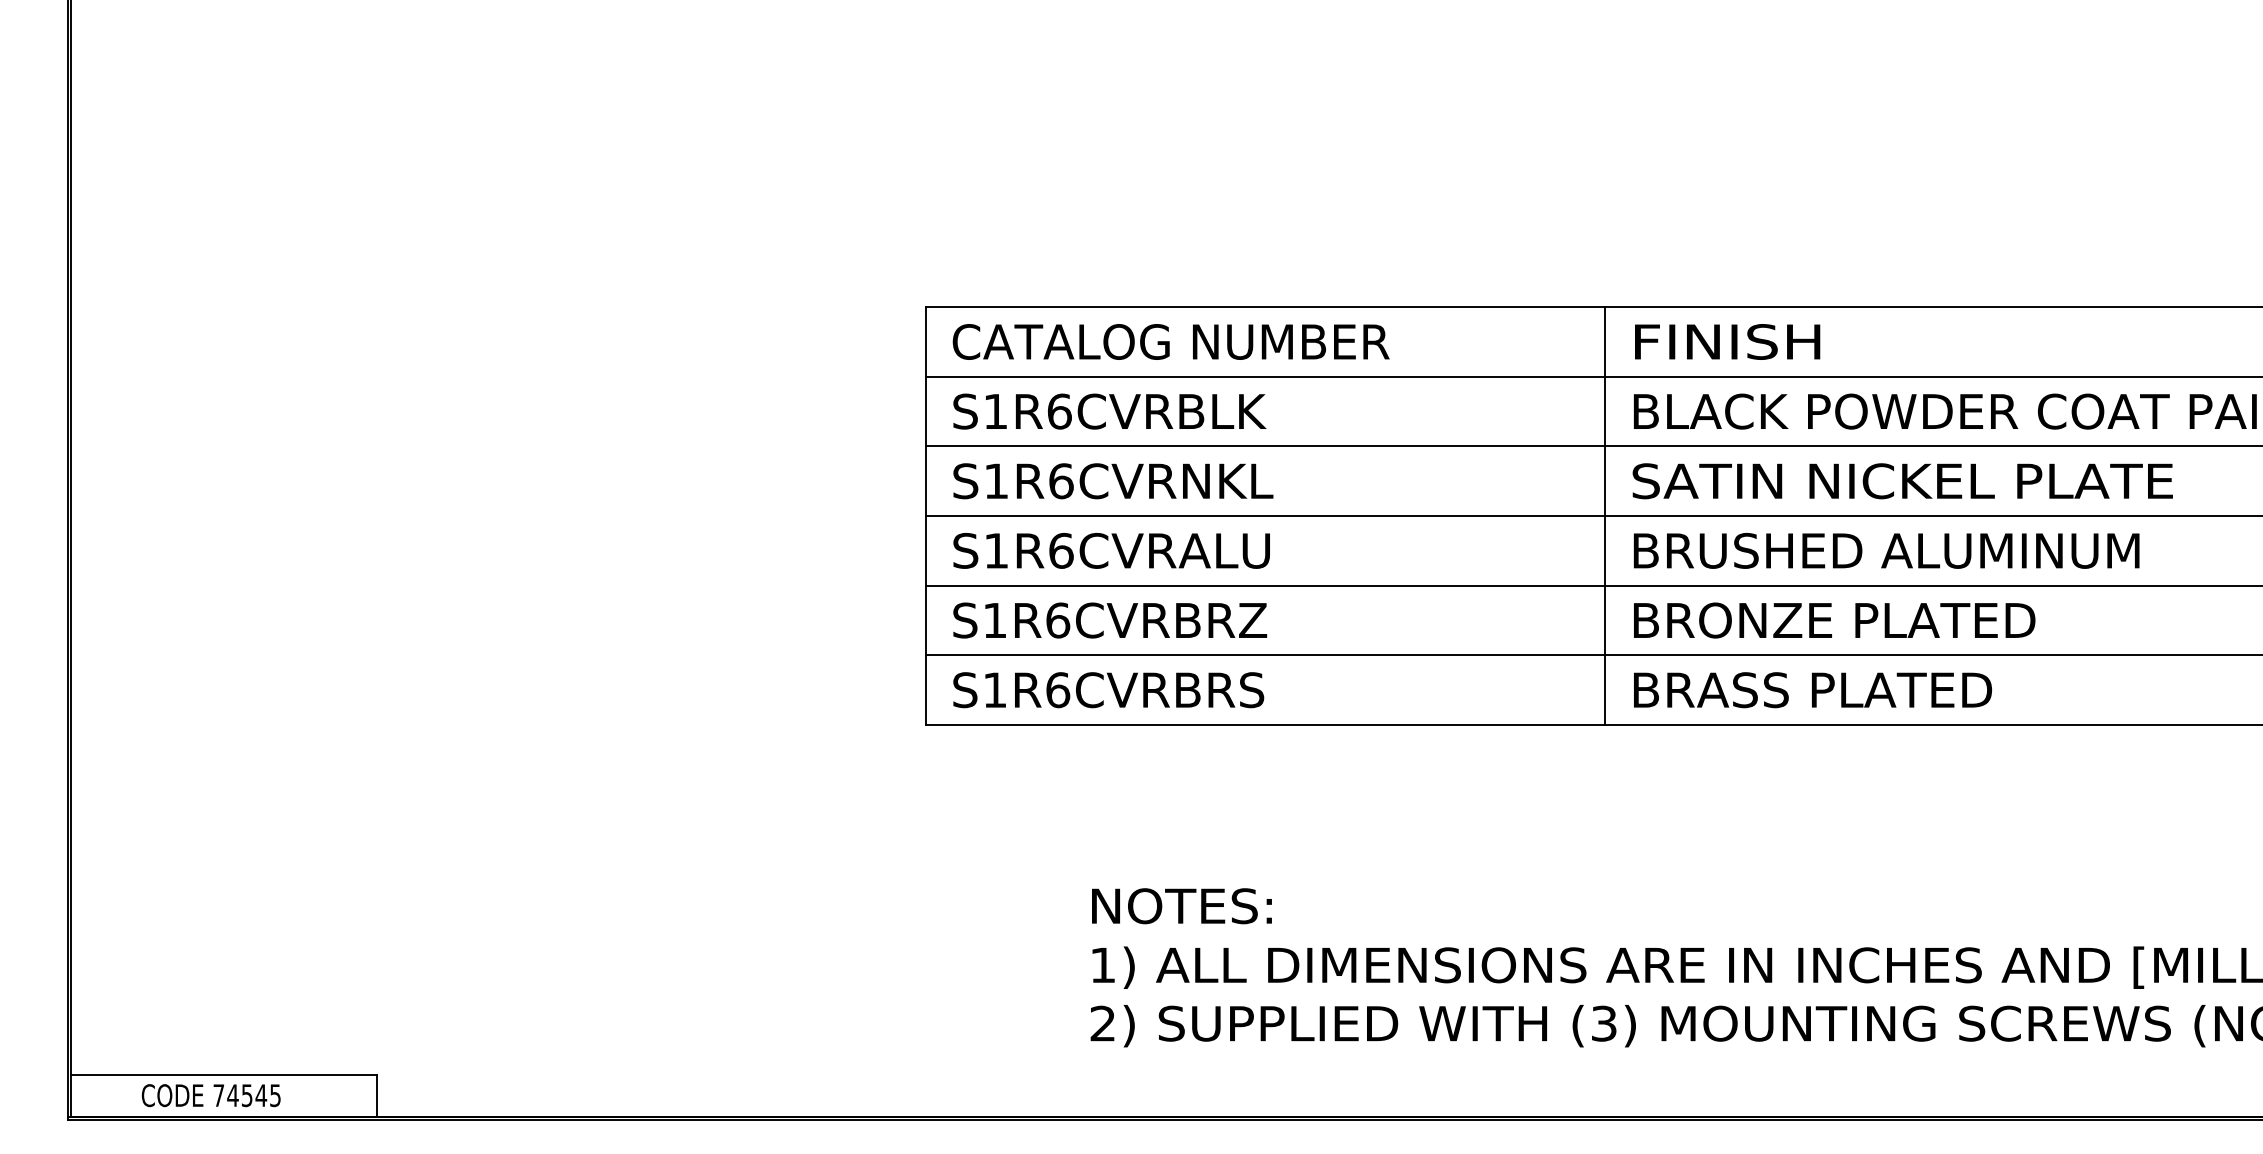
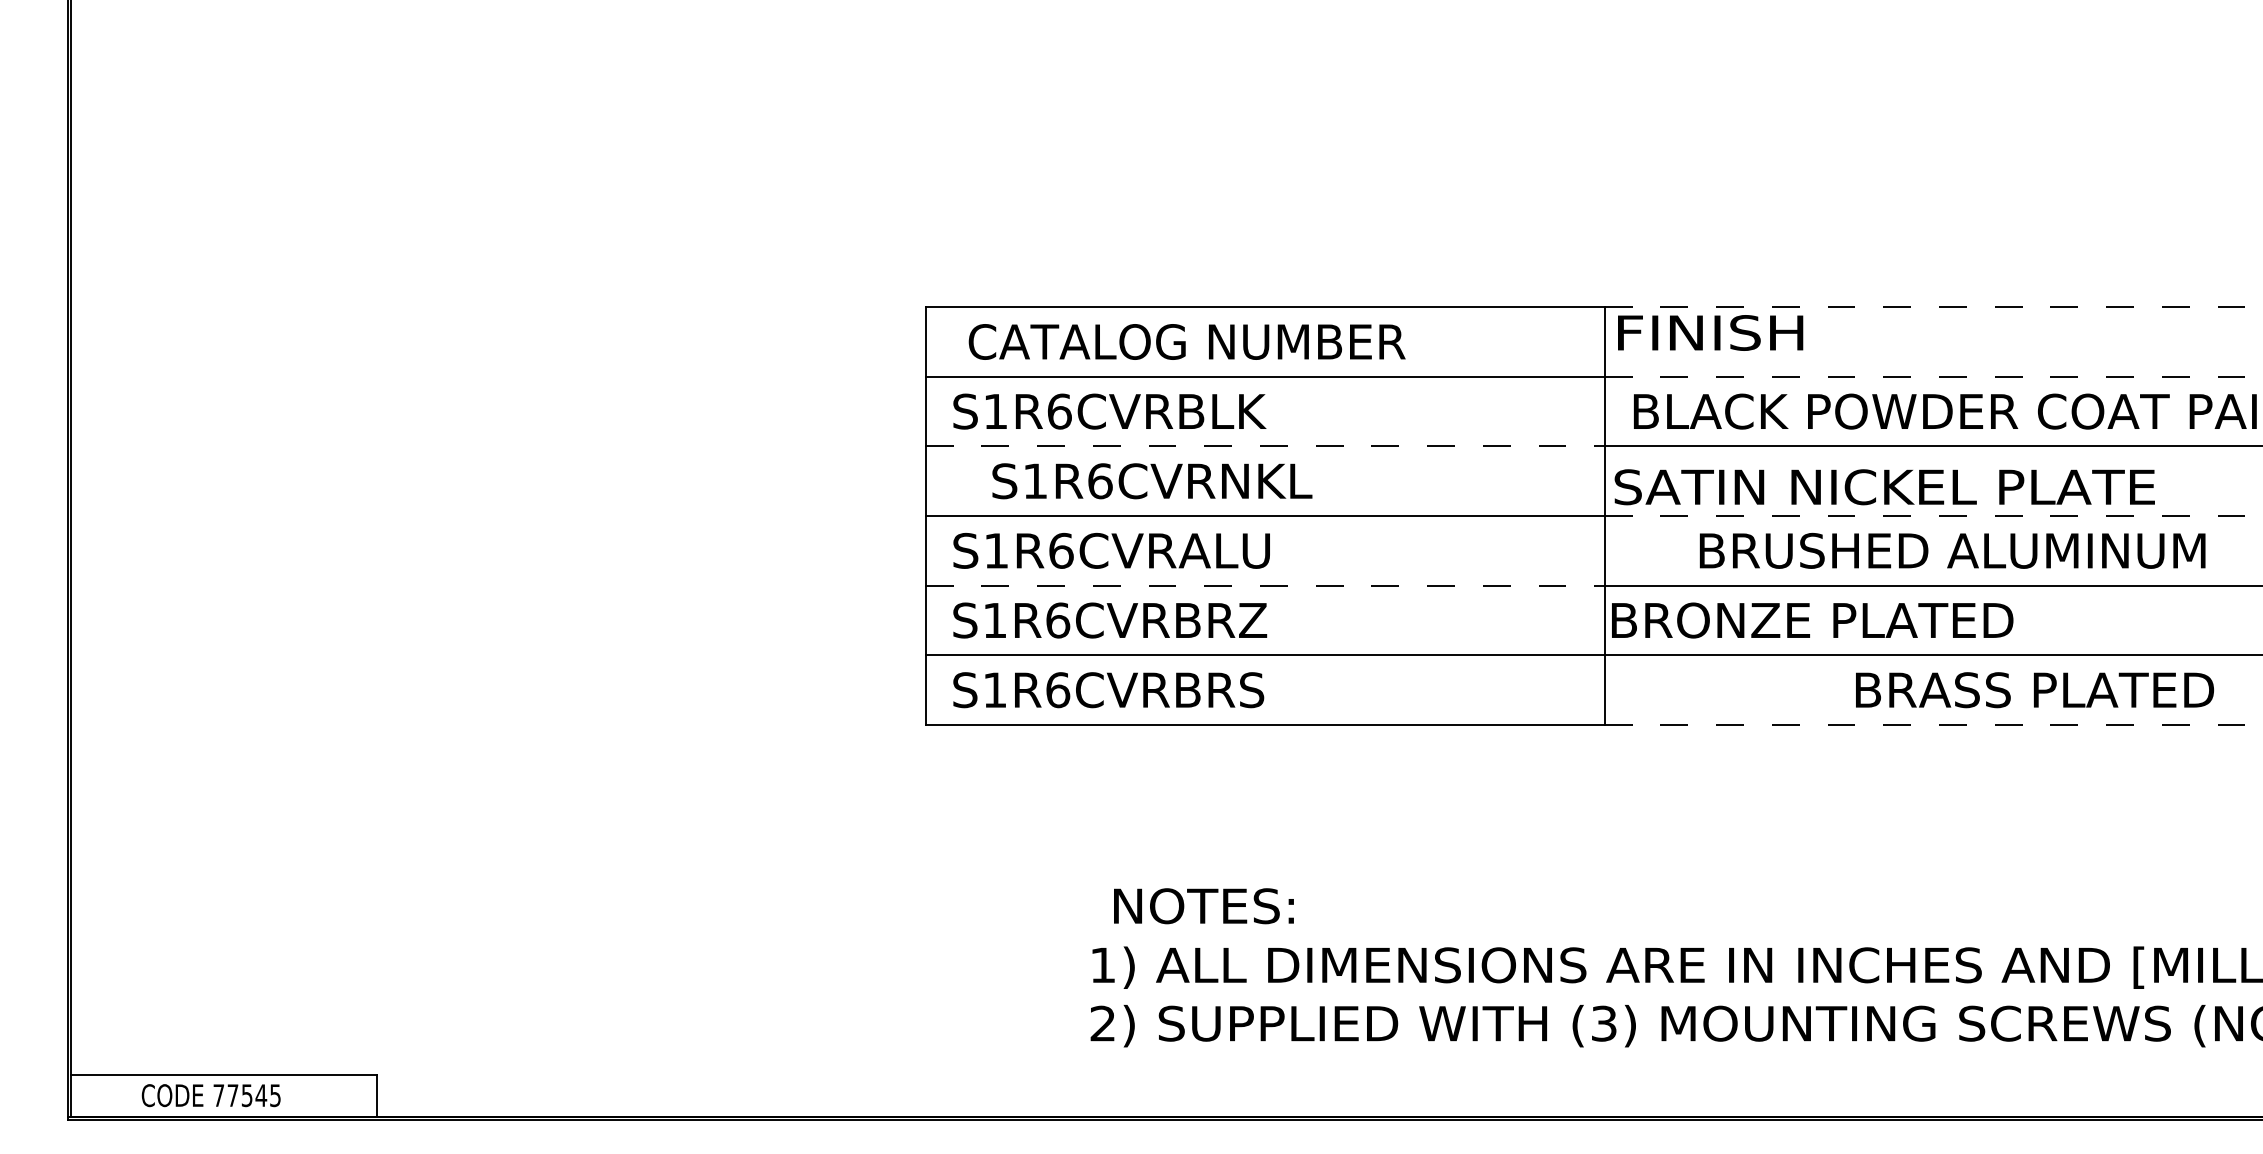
line: solid -> dashed (1933, 307)
text position: (1170, 341) -> (1186, 341) (1186, 341)
text position: (1727, 341) -> (1710, 332) (1710, 332)
line: solid -> dashed (1933, 376)
line: solid -> dashed (1265, 446)
text position: (1113, 481) -> (1152, 481) (1152, 481)
text position: (1902, 481) -> (1884, 487) (1884, 487)
line: solid -> dashed (1933, 516)
text position: (1886, 550) -> (1952, 550) (1952, 550)
line: solid -> dashed (1265, 585)
text position: (1834, 620) -> (1812, 620) (1812, 620)
text position: (1812, 690) -> (2034, 690) (2034, 690)
line: solid -> dashed (1933, 725)
text position: (1181, 906) -> (1203, 906) (1203, 906)
text: 74545 -> 77545 (232, 1095)
